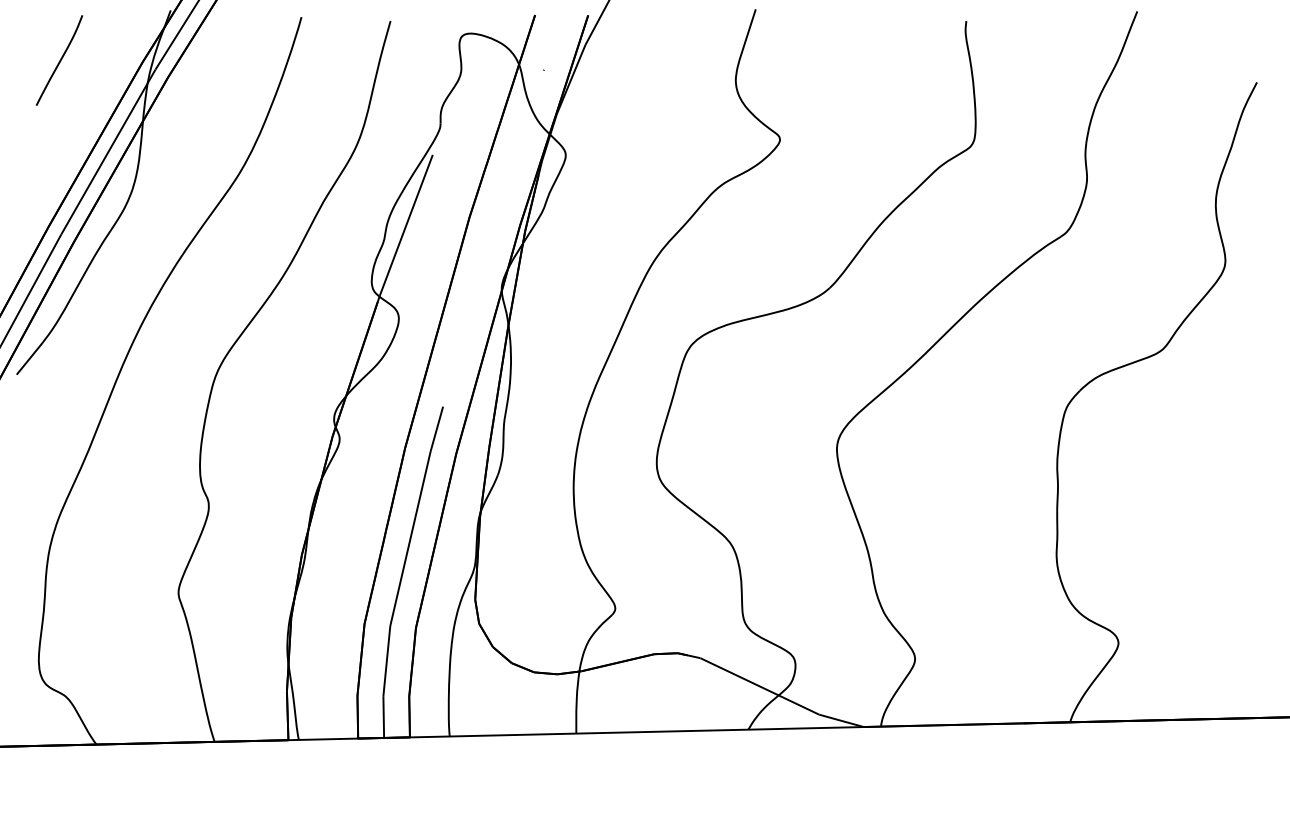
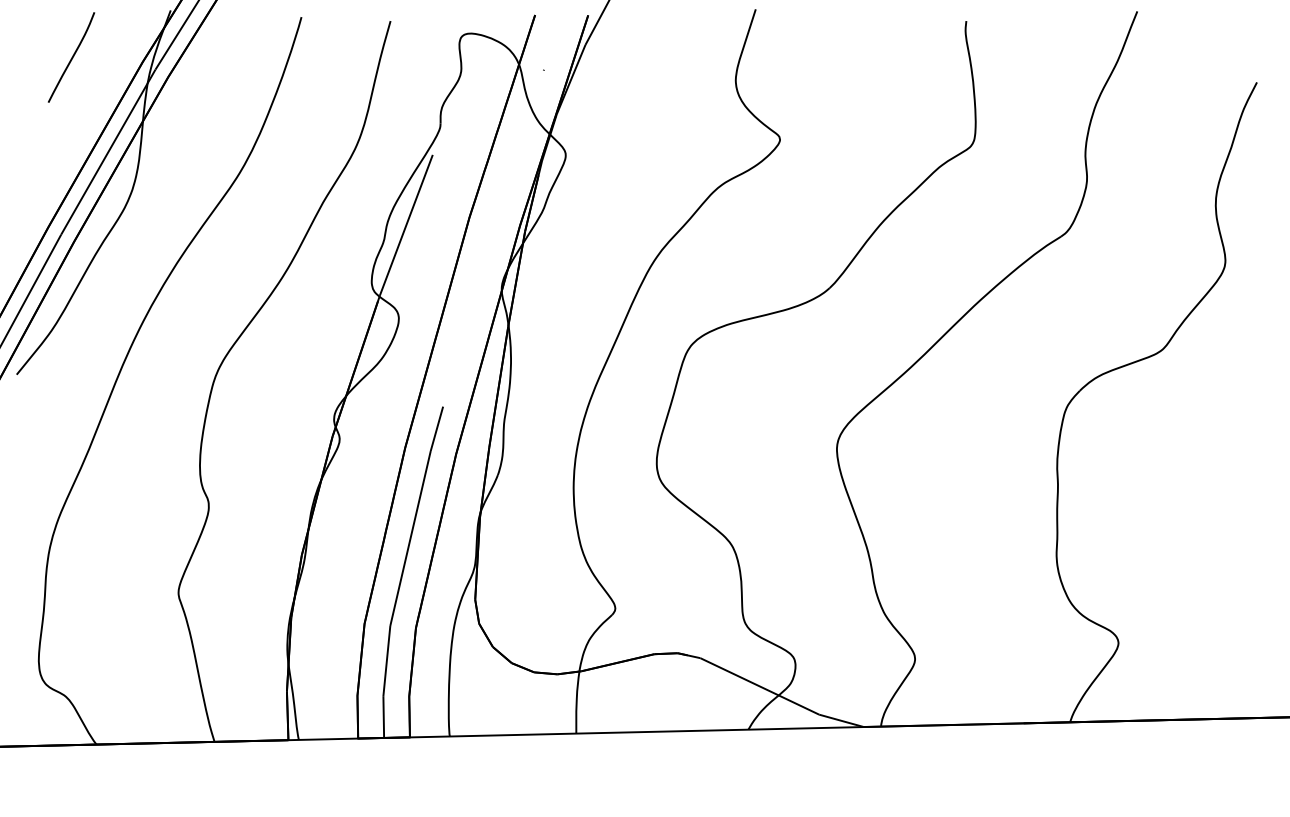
curve position: (59, 60) -> (71, 57) (71, 57)
